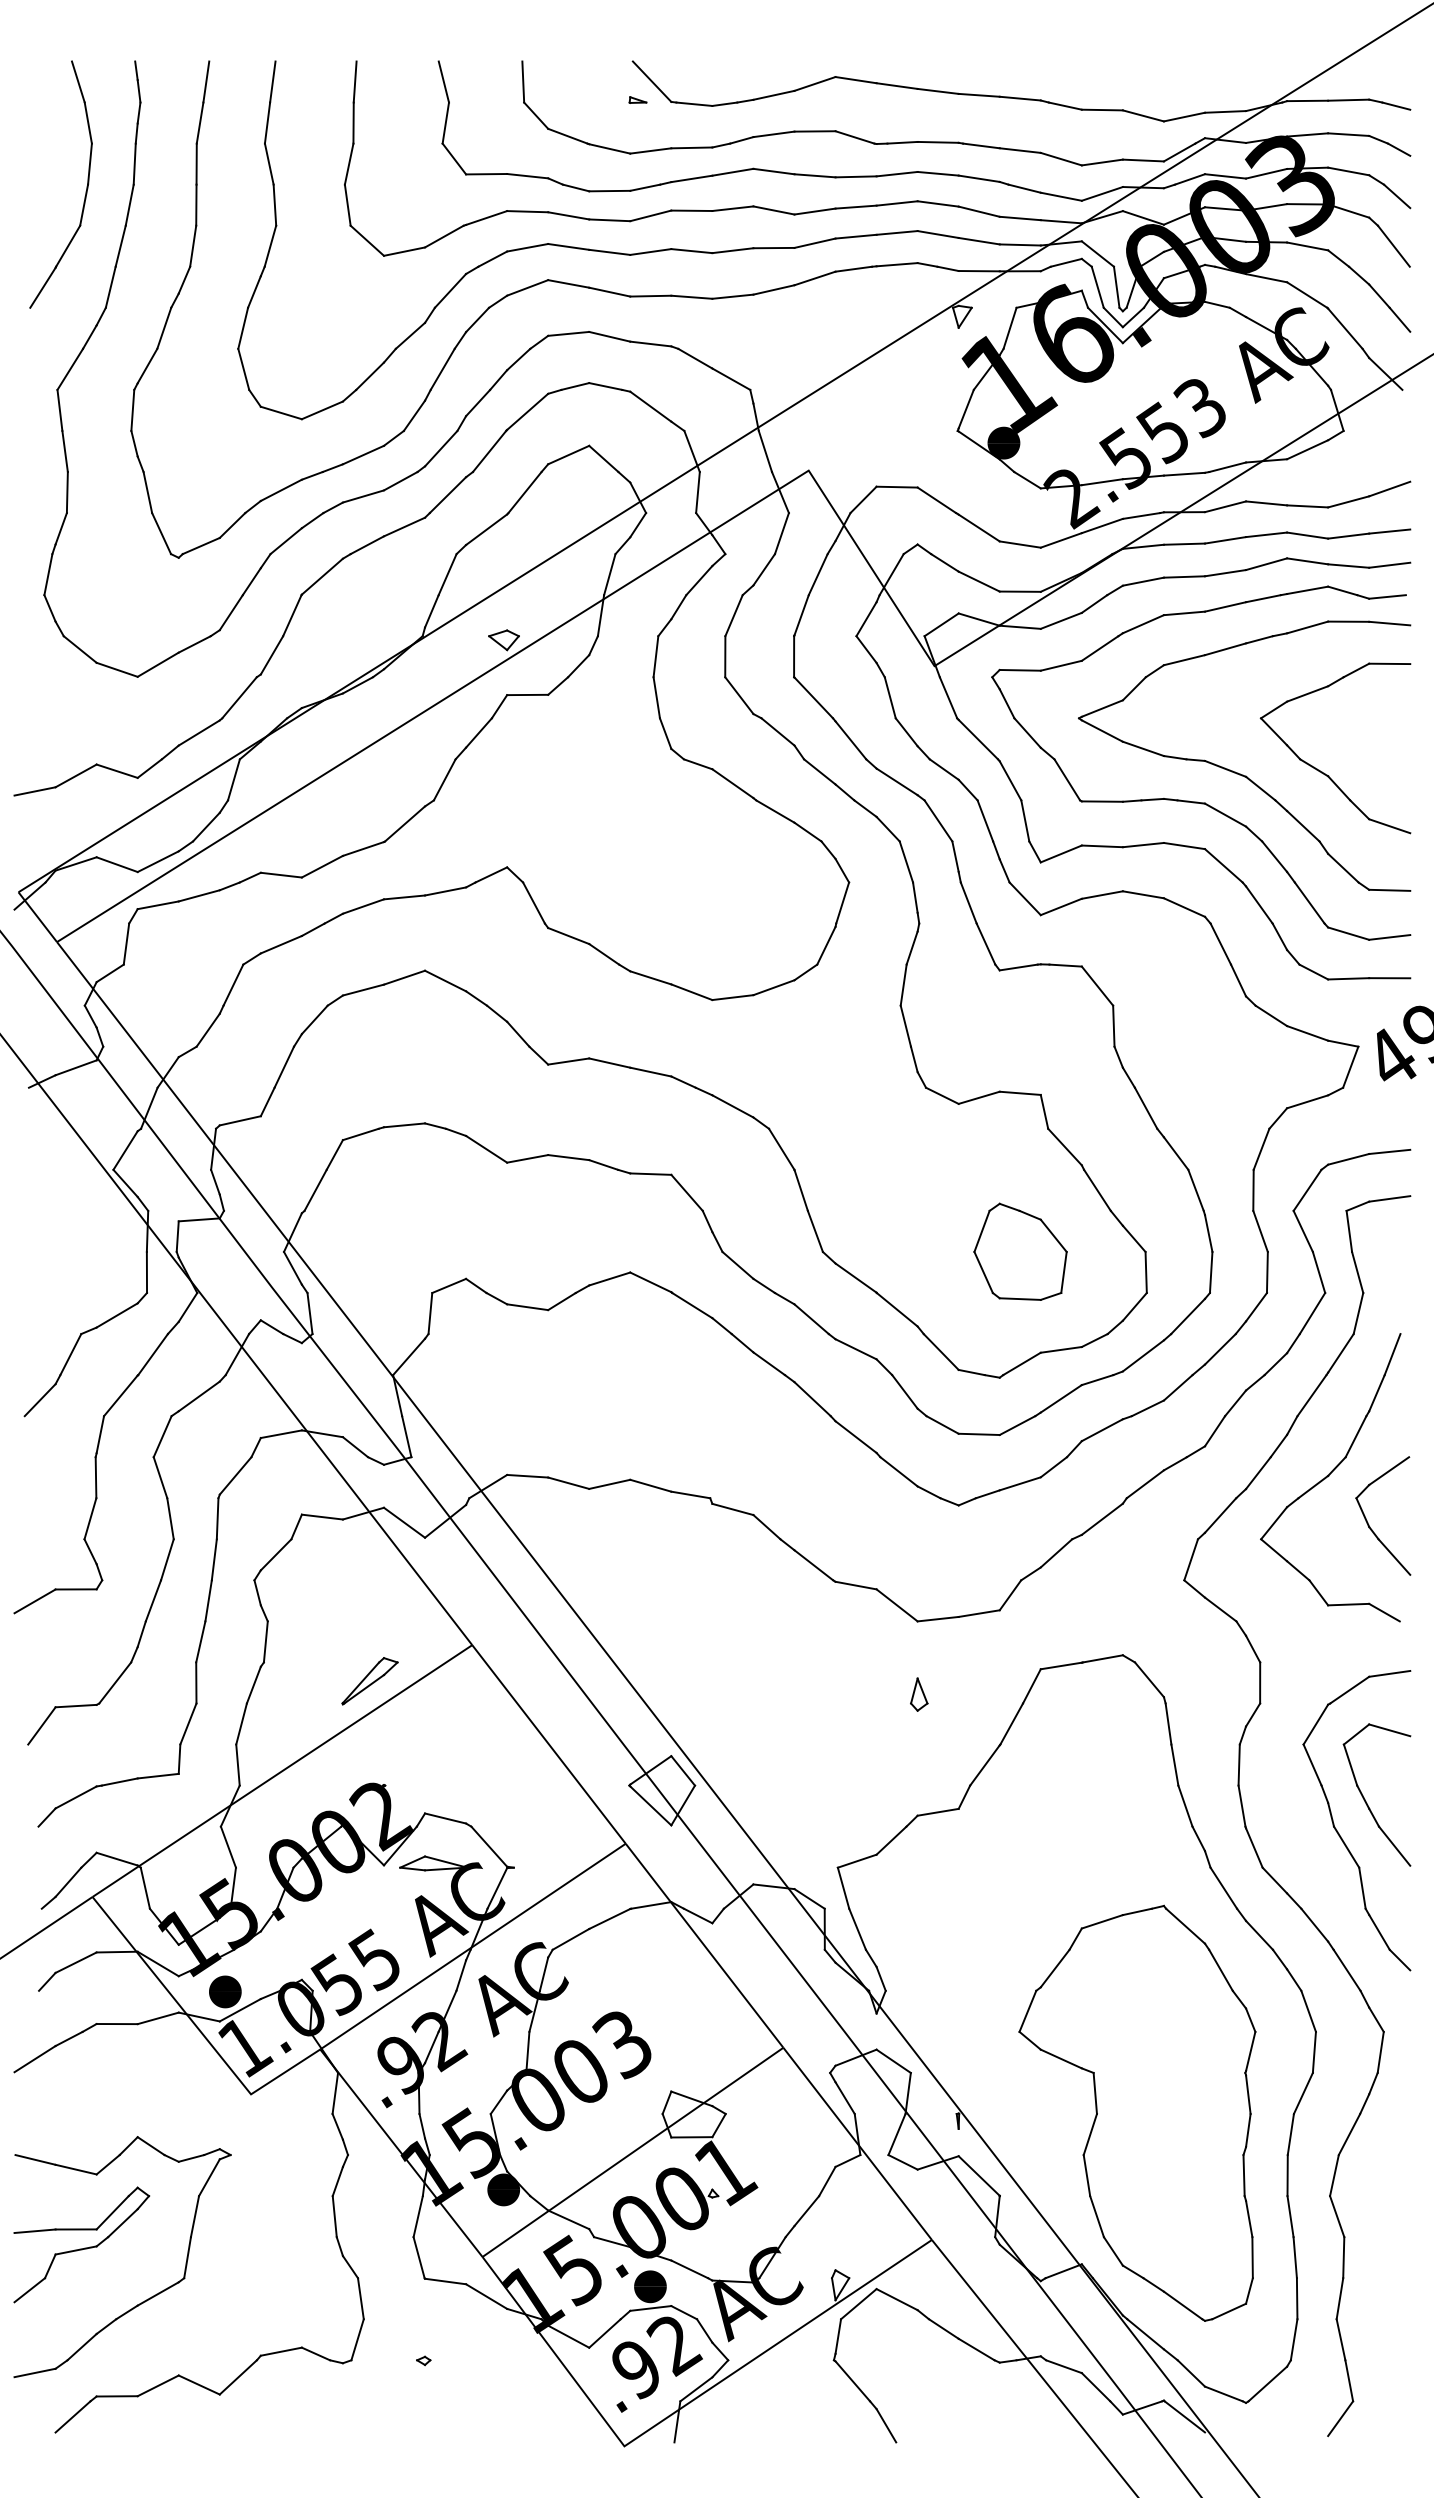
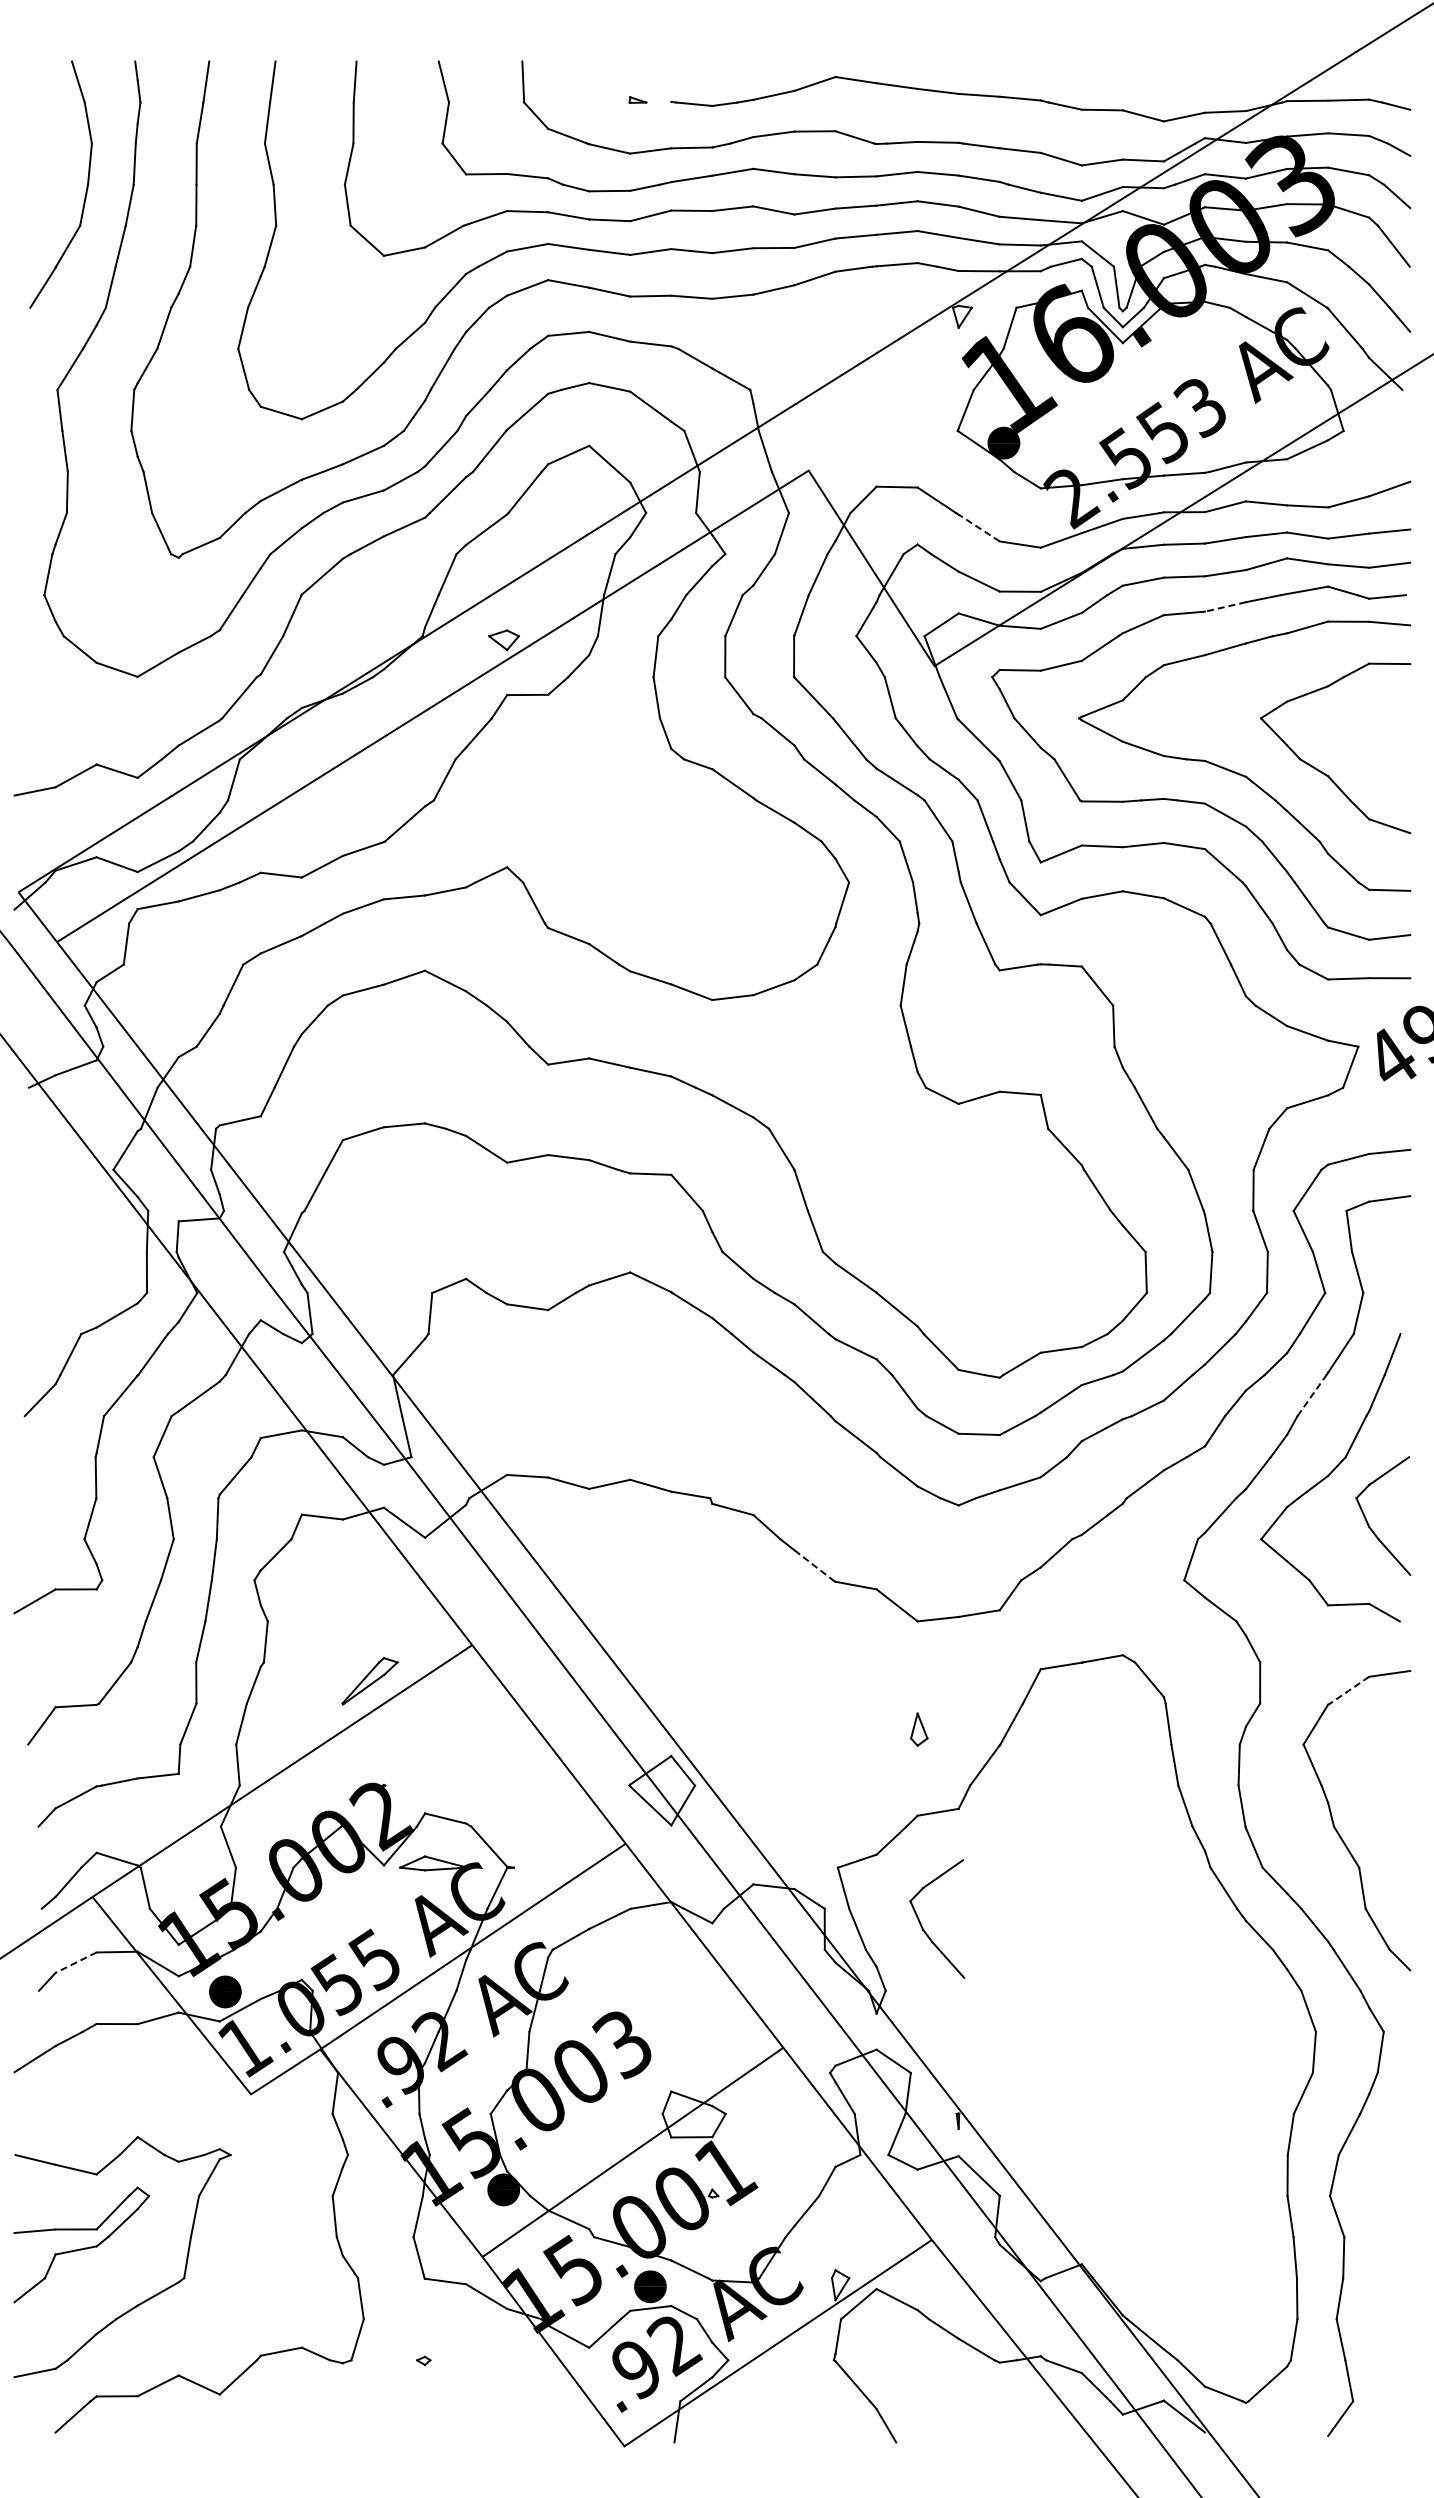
line: present -> none (651, 81)
line: solid -> dashed (979, 528)
line: solid -> dashed (1225, 607)
part: present -> none (1020, 1251)
line: solid -> dashed (1312, 1395)
line: solid -> dashed (813, 1565)
line: solid -> dashed (1349, 1690)
part position: (919, 1694) -> (919, 1729) (919, 1729)
part: present -> none (1365, 1799)
part: none -> present (922, 1925)
line: solid -> dashed (76, 1962)
part: present -> none (1137, 2112)
